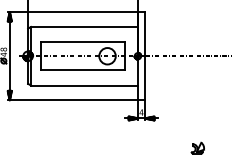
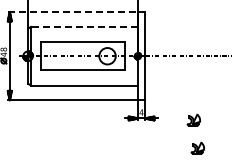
line: solid -> dashed (72, 12)
line: solid -> dashed (83, 26)
part: none -> present (193, 119)
